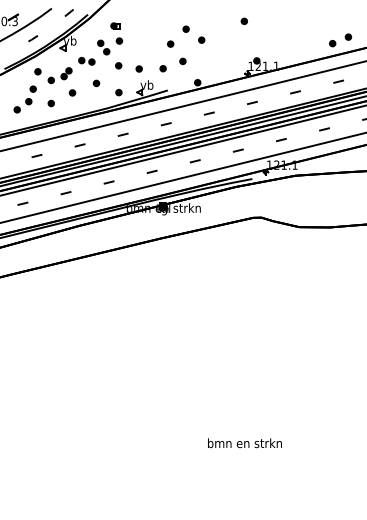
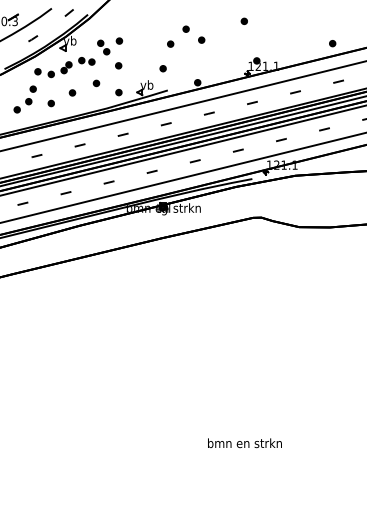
part: present -> none (115, 25)
part: present -> none (348, 36)
part: present -> none (182, 61)
part: present -> none (138, 68)
part position: (59, 75) -> (59, 69) (59, 69)
